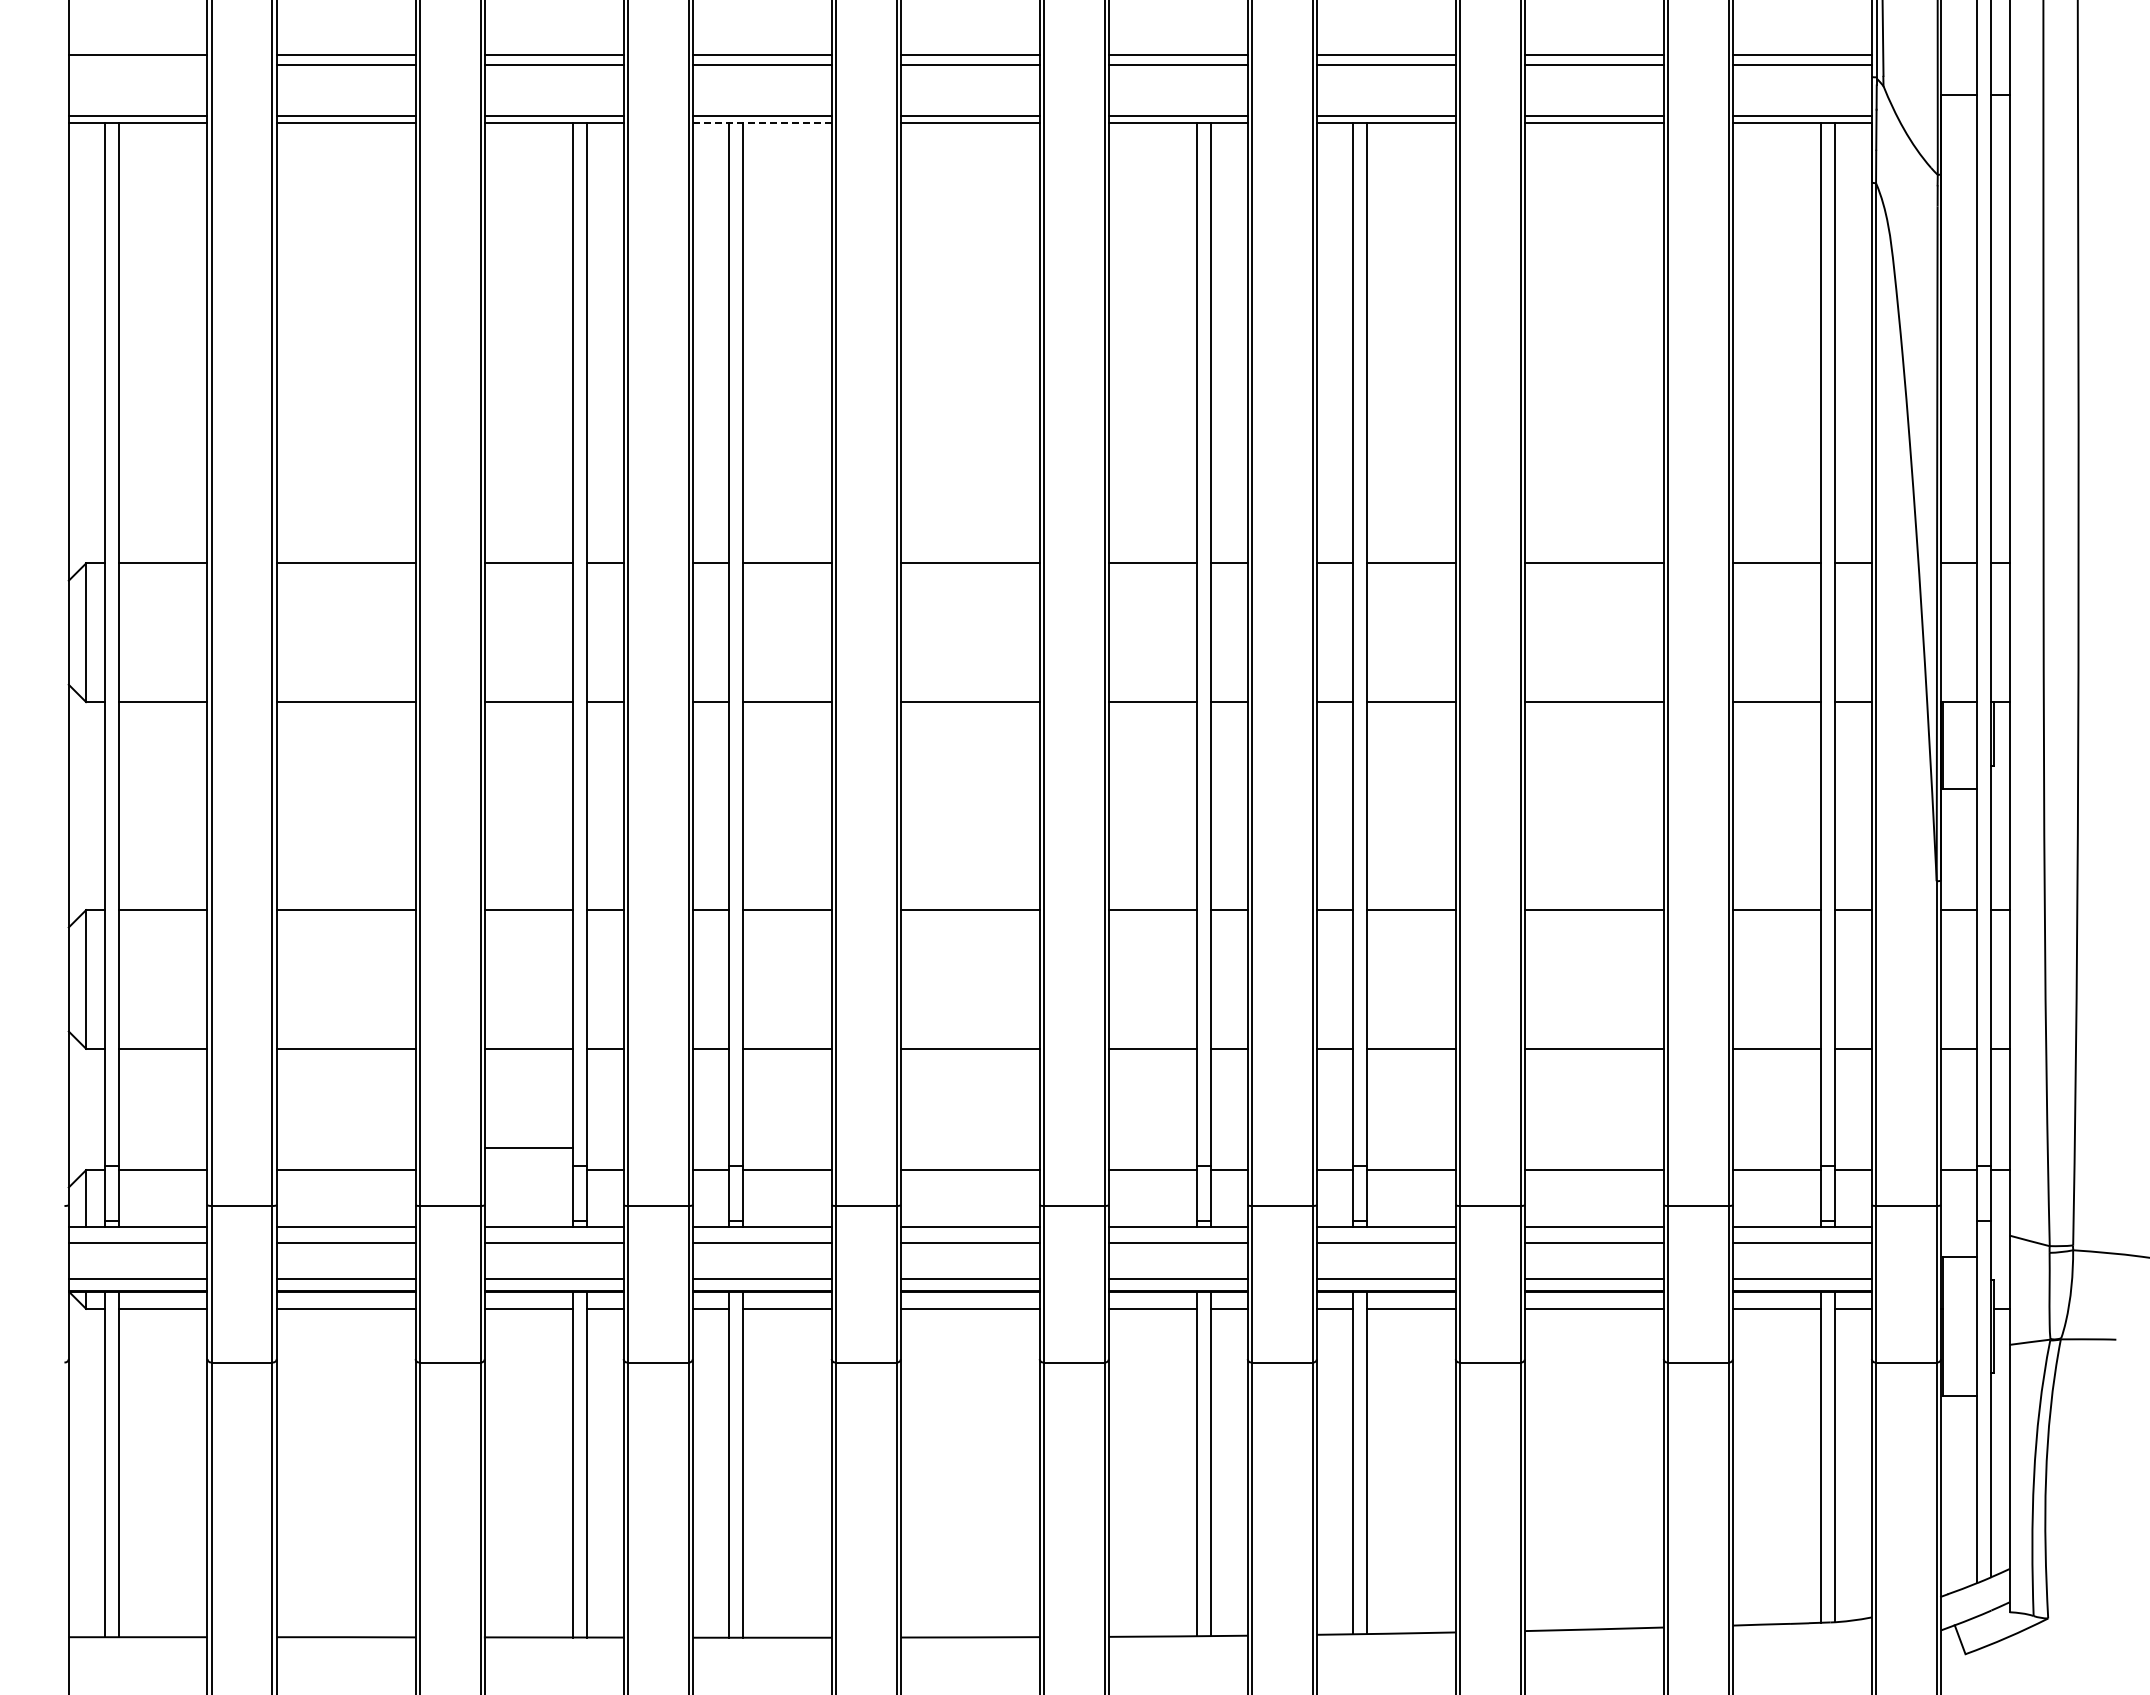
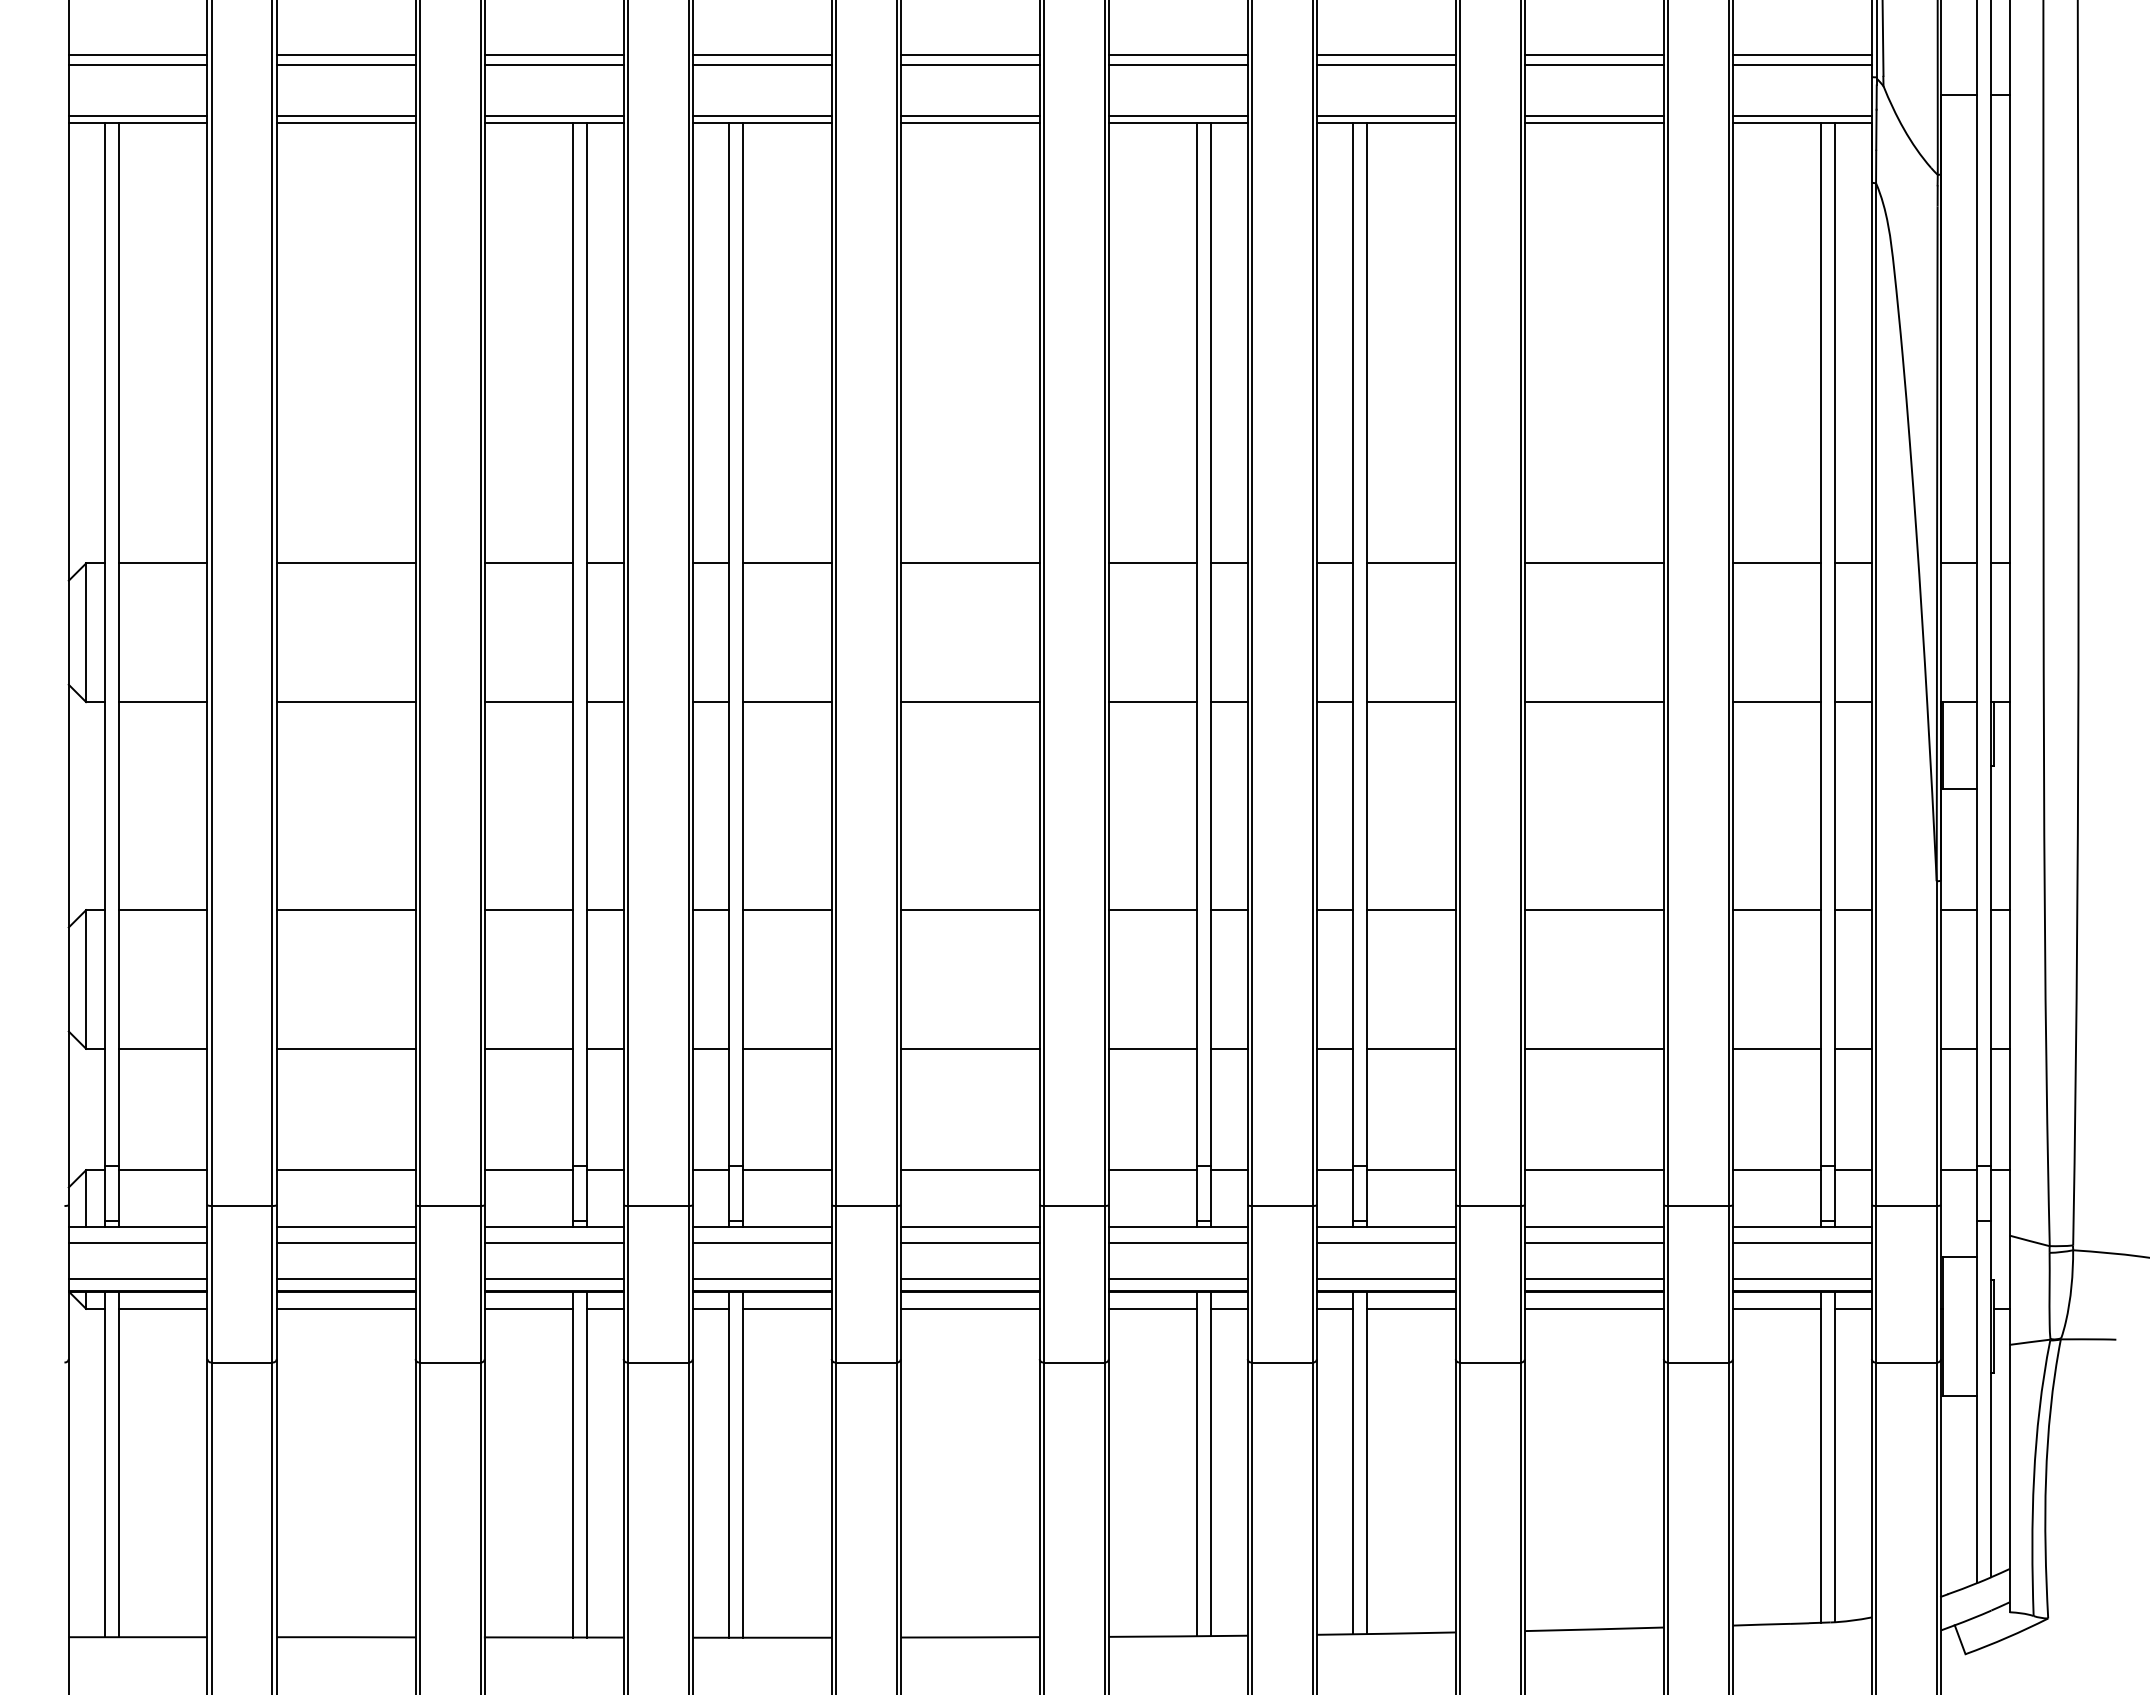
line: none -> present (137, 64)
line: dashed -> solid (762, 122)
line position: (528, 1148) -> (528, 1170) (528, 1170)
